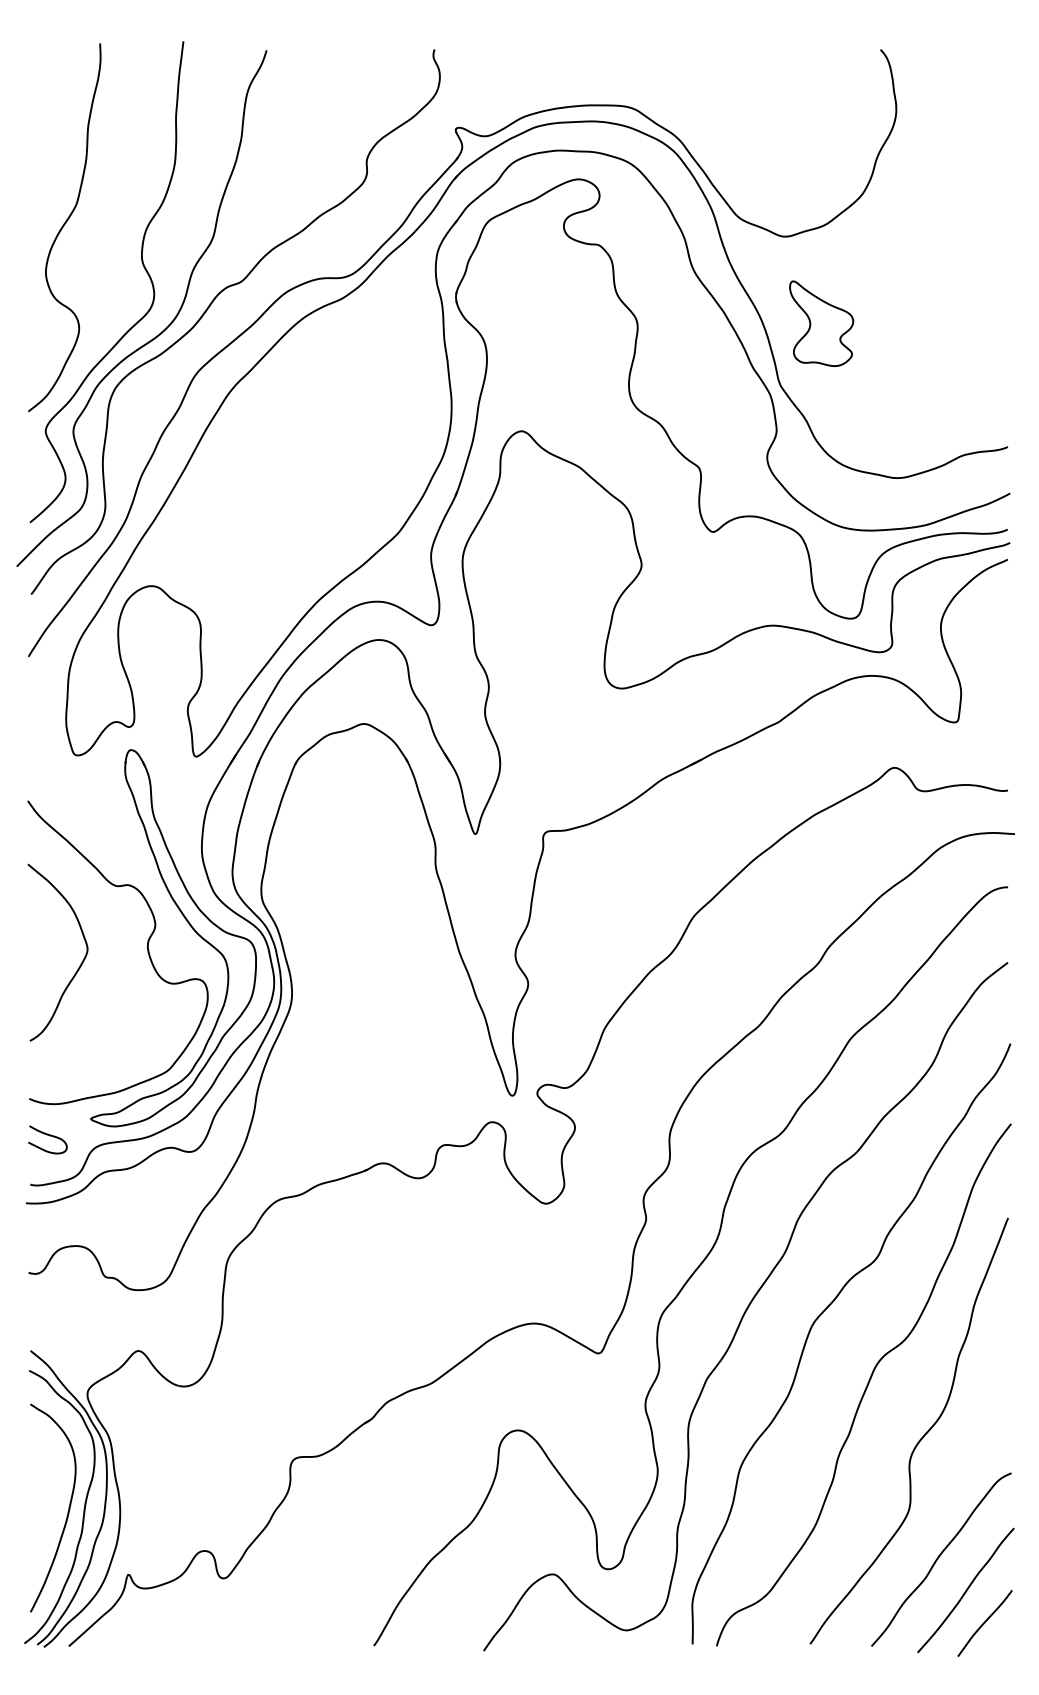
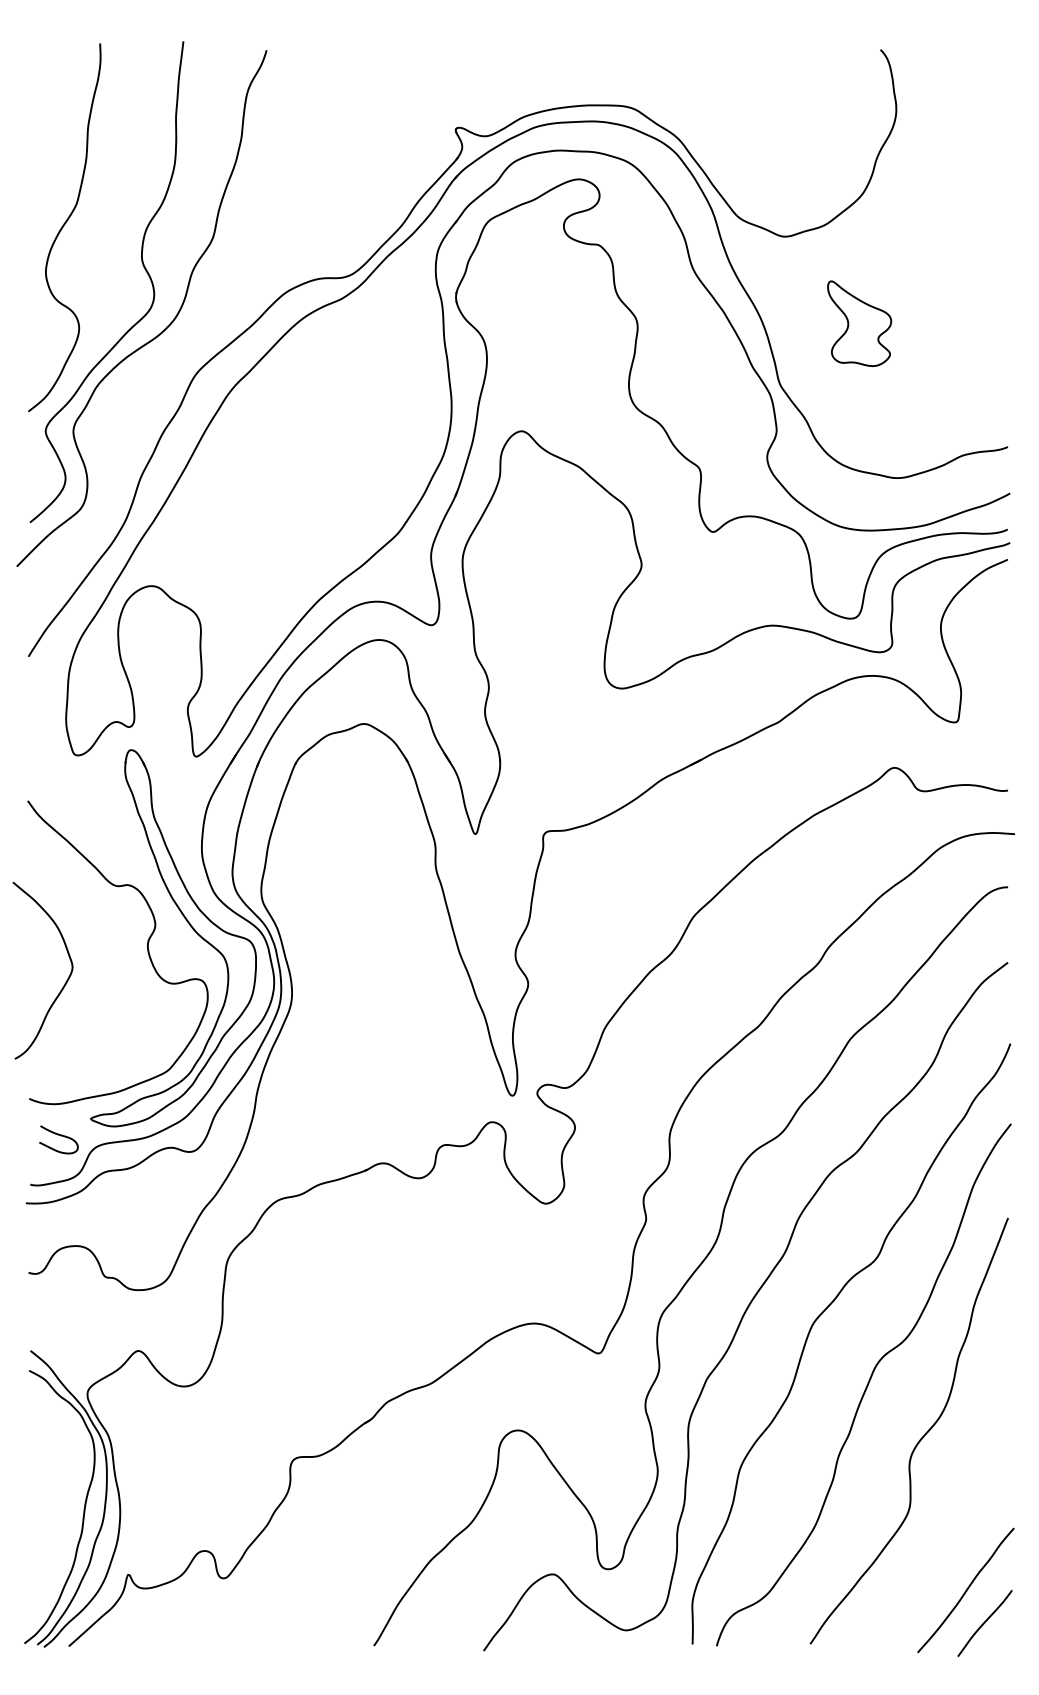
curve: present -> none (213, 302)
part position: (821, 323) -> (859, 323) (859, 323)
curve position: (79, 965) -> (64, 983) (64, 983)
curve position: (49, 1136) -> (60, 1136) (60, 1136)
curve: present -> none (67, 1511)
curve: present -> none (939, 1557)
